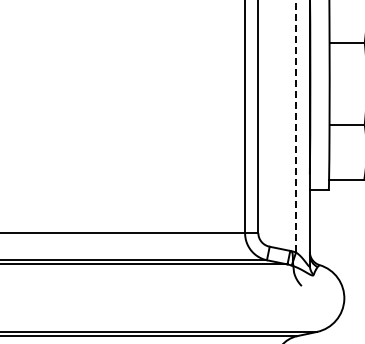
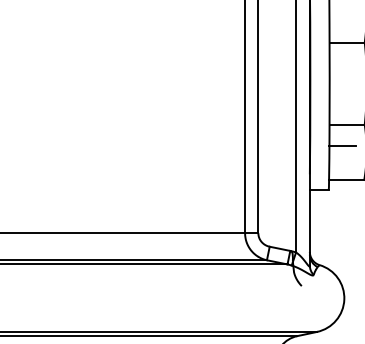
line: dashed -> solid (296, 125)
line: none -> present (342, 146)
